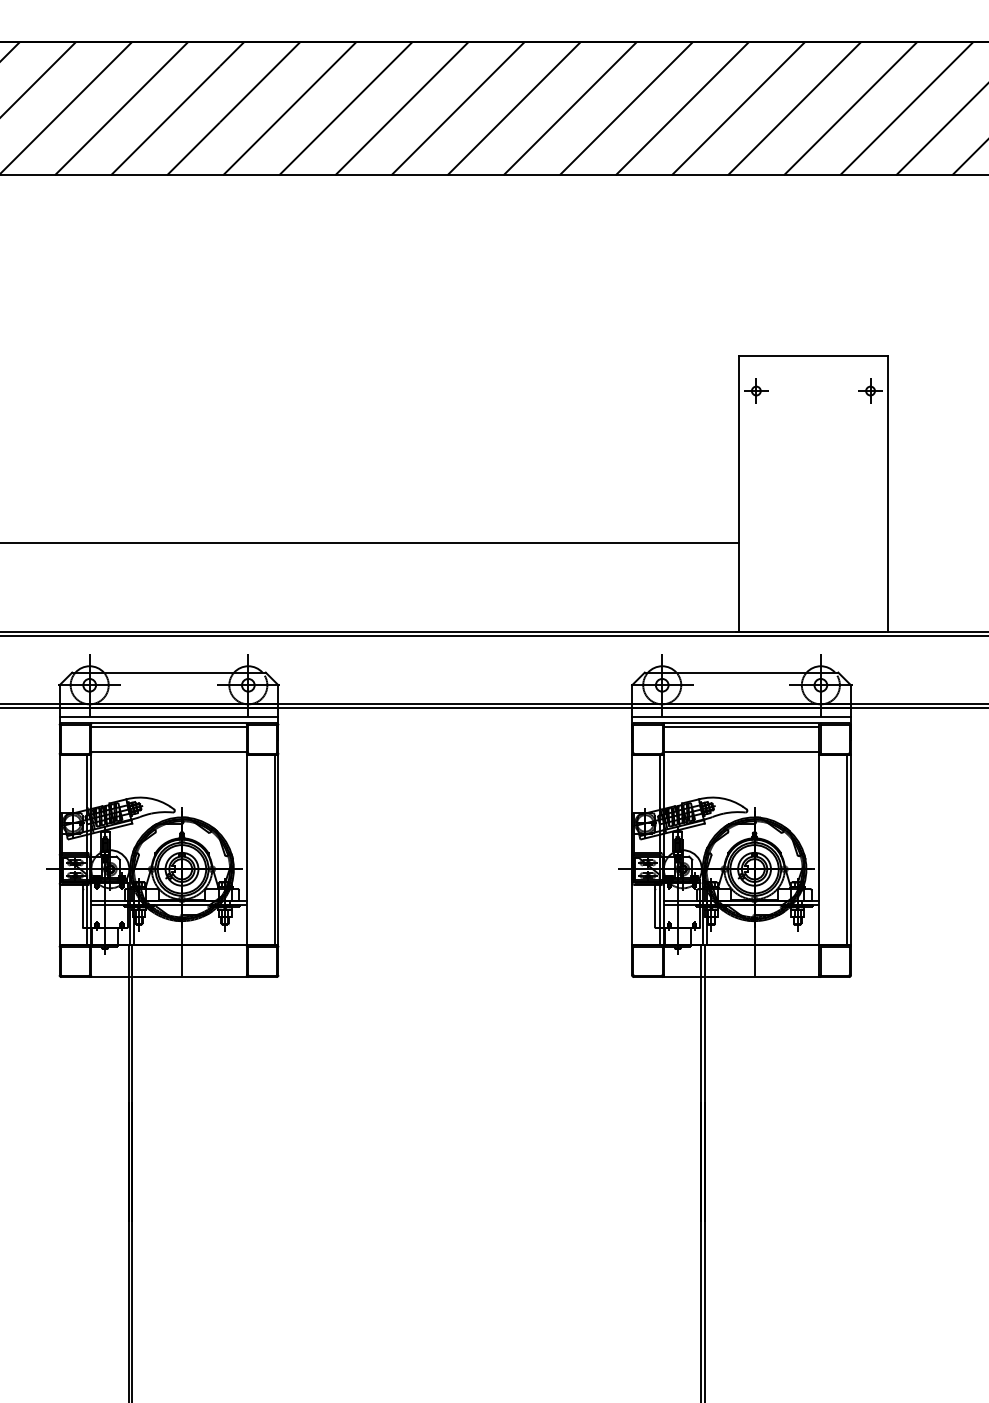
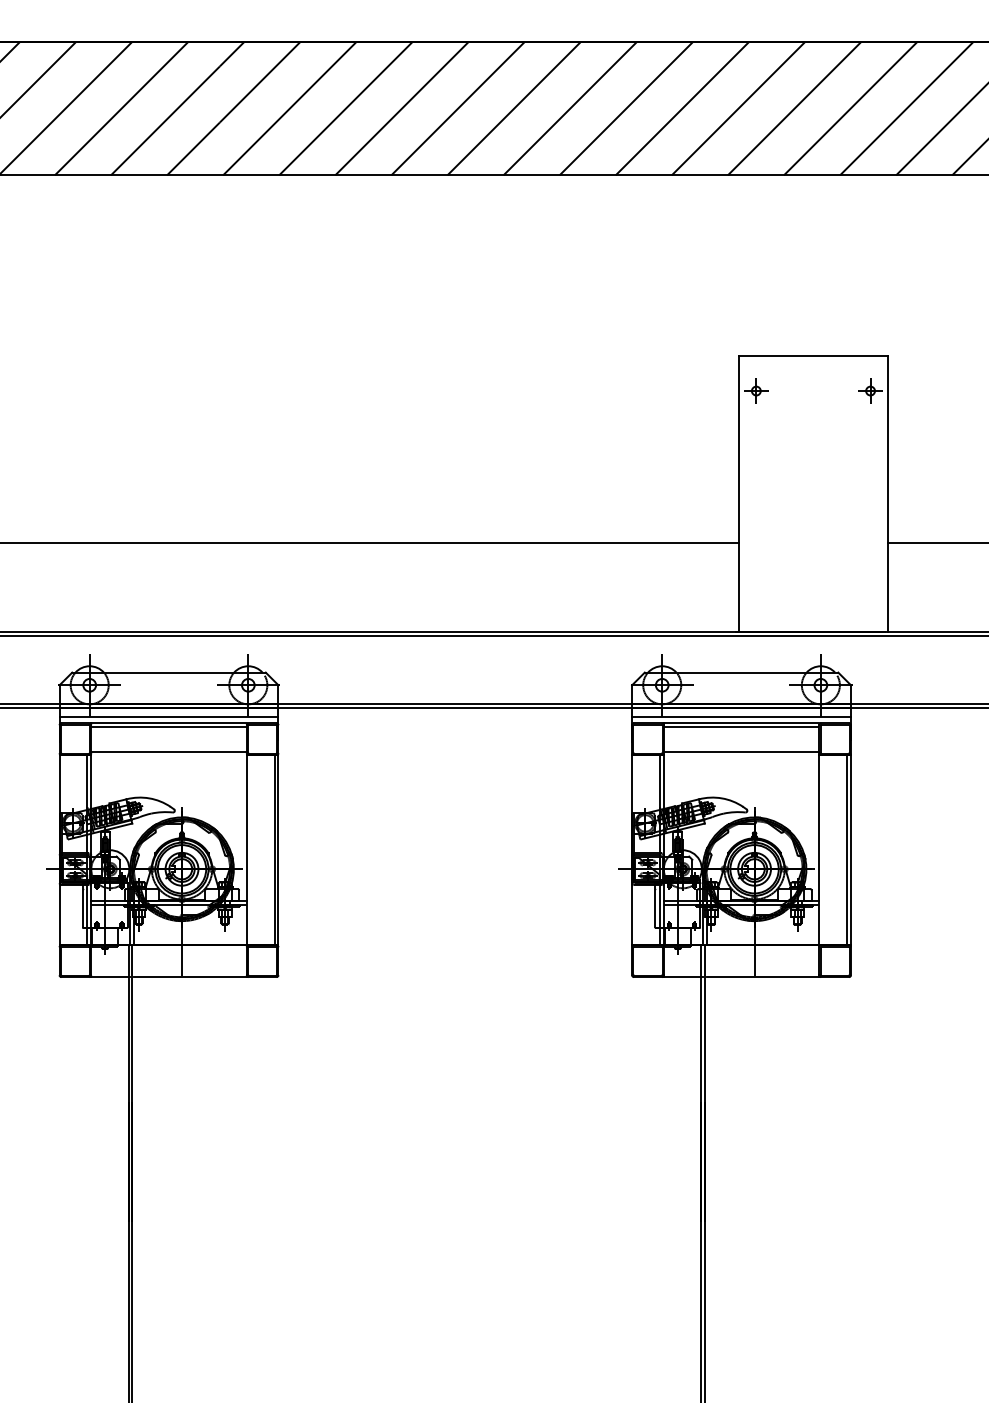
line: none -> present (936, 543)
